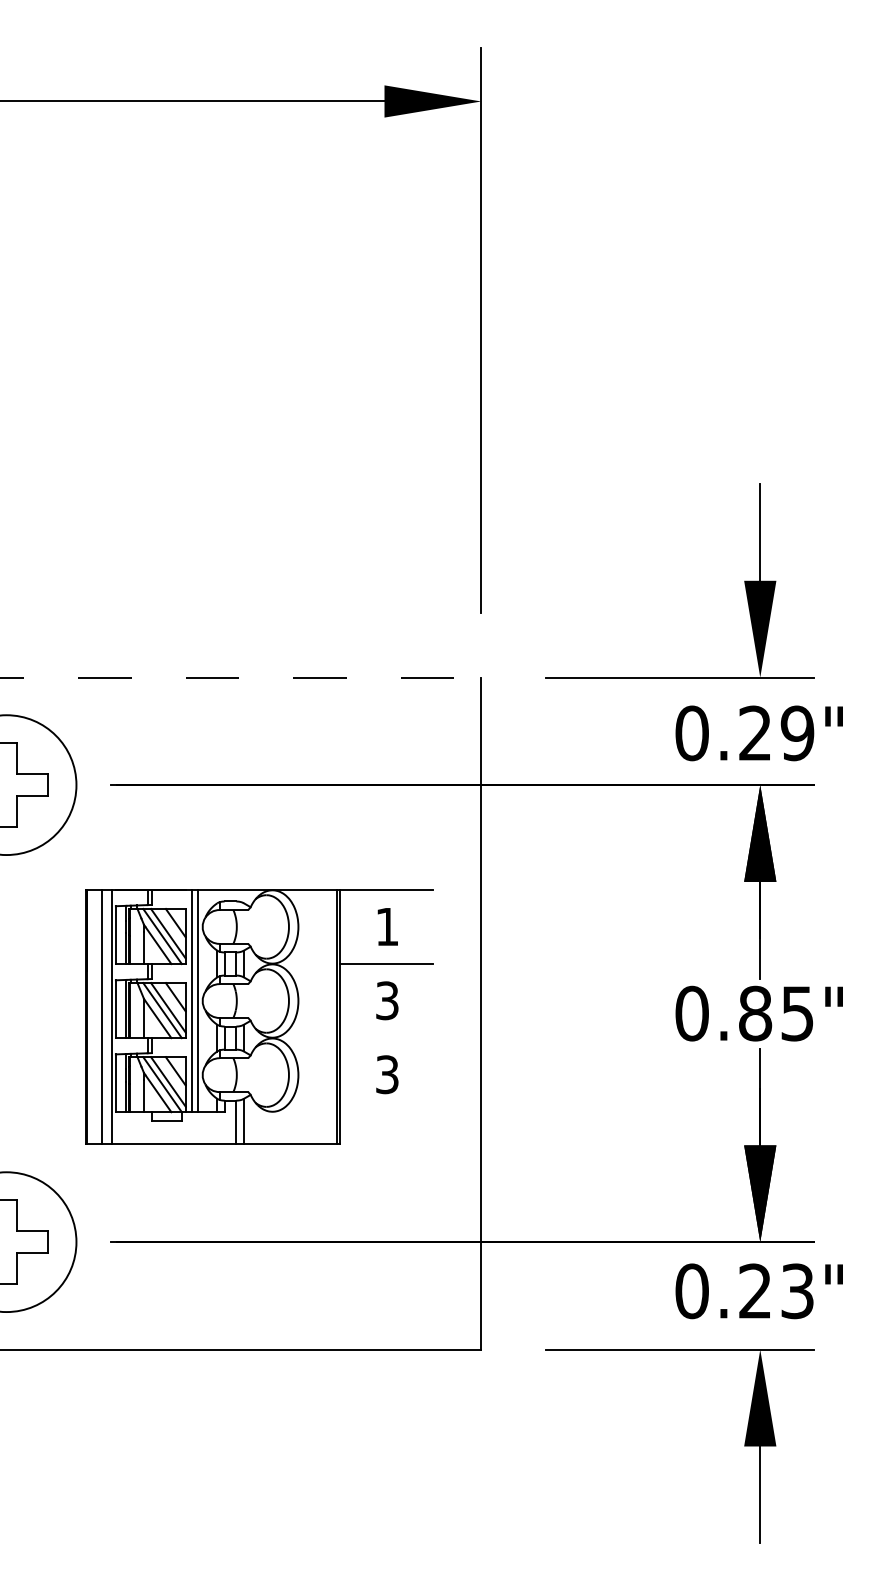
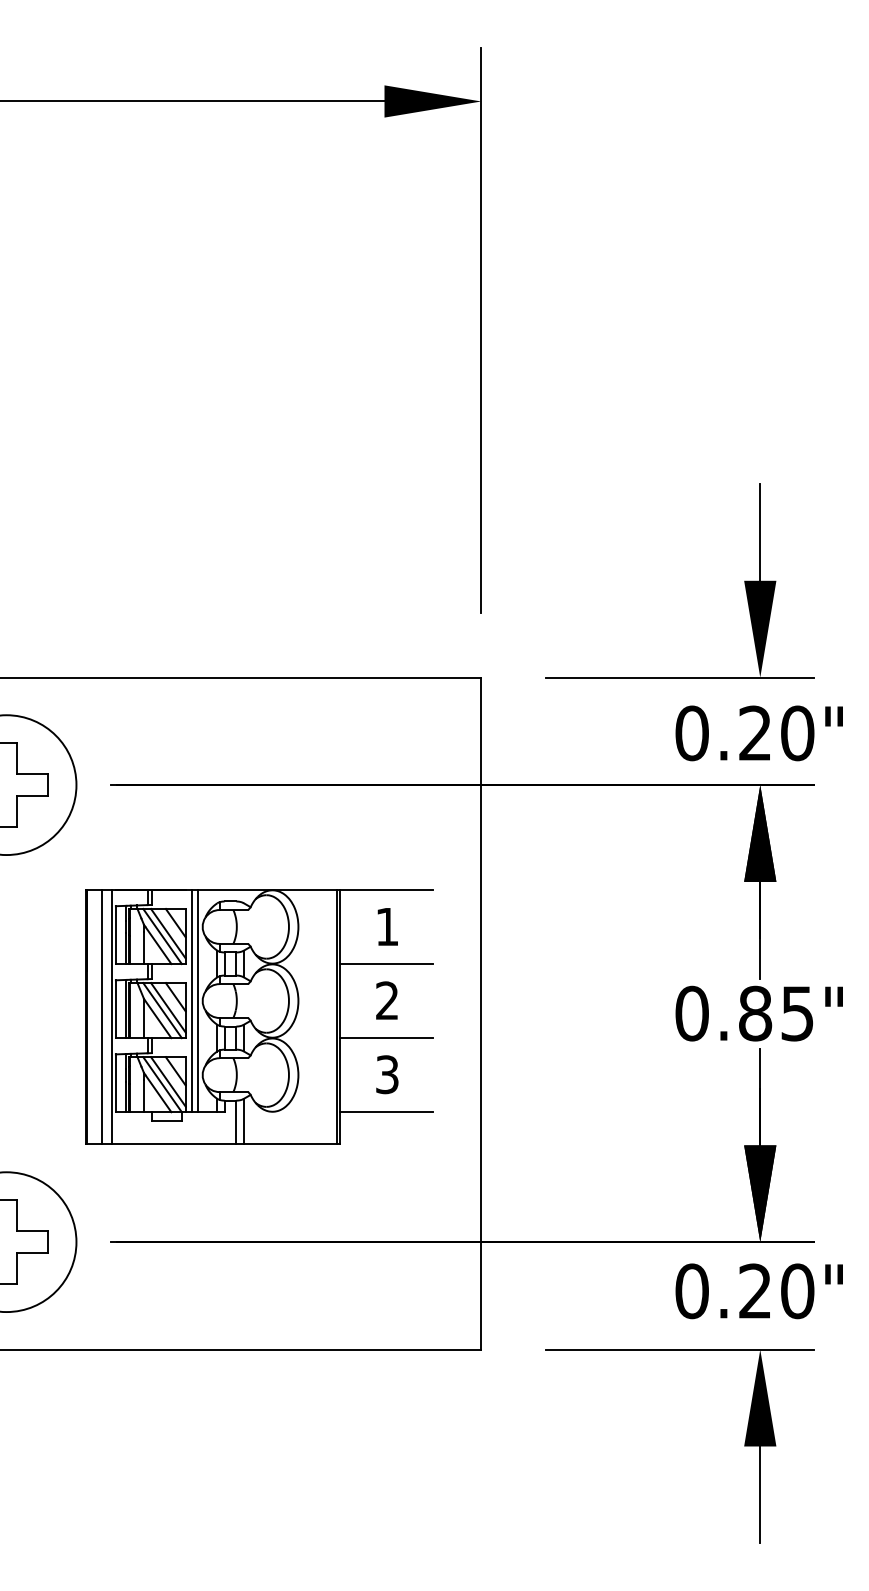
line: dashed -> solid (241, 677)
text: 0.29" -> 0.20" (797, 733)
text: 3 -> 2 (387, 1000)
line: none -> present (386, 1038)
line: none -> present (386, 1112)
text: 0.23" -> 0.20" (797, 1291)
